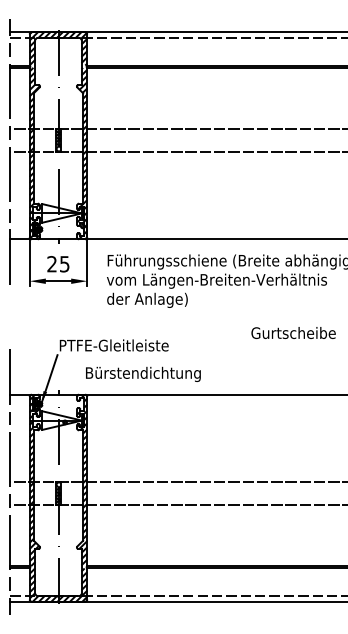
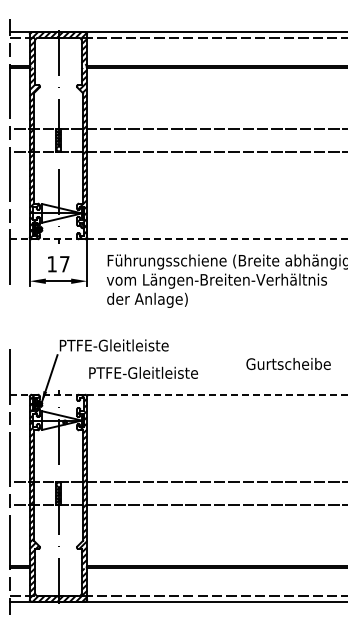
line: solid -> dashed (179, 239)
text: 25 -> 17 (58, 264)
text position: (293, 332) -> (288, 363) (288, 363)
text: Bürstendichtung -> PTFE-Gleitleiste (143, 373)
line: solid -> dashed (179, 394)
